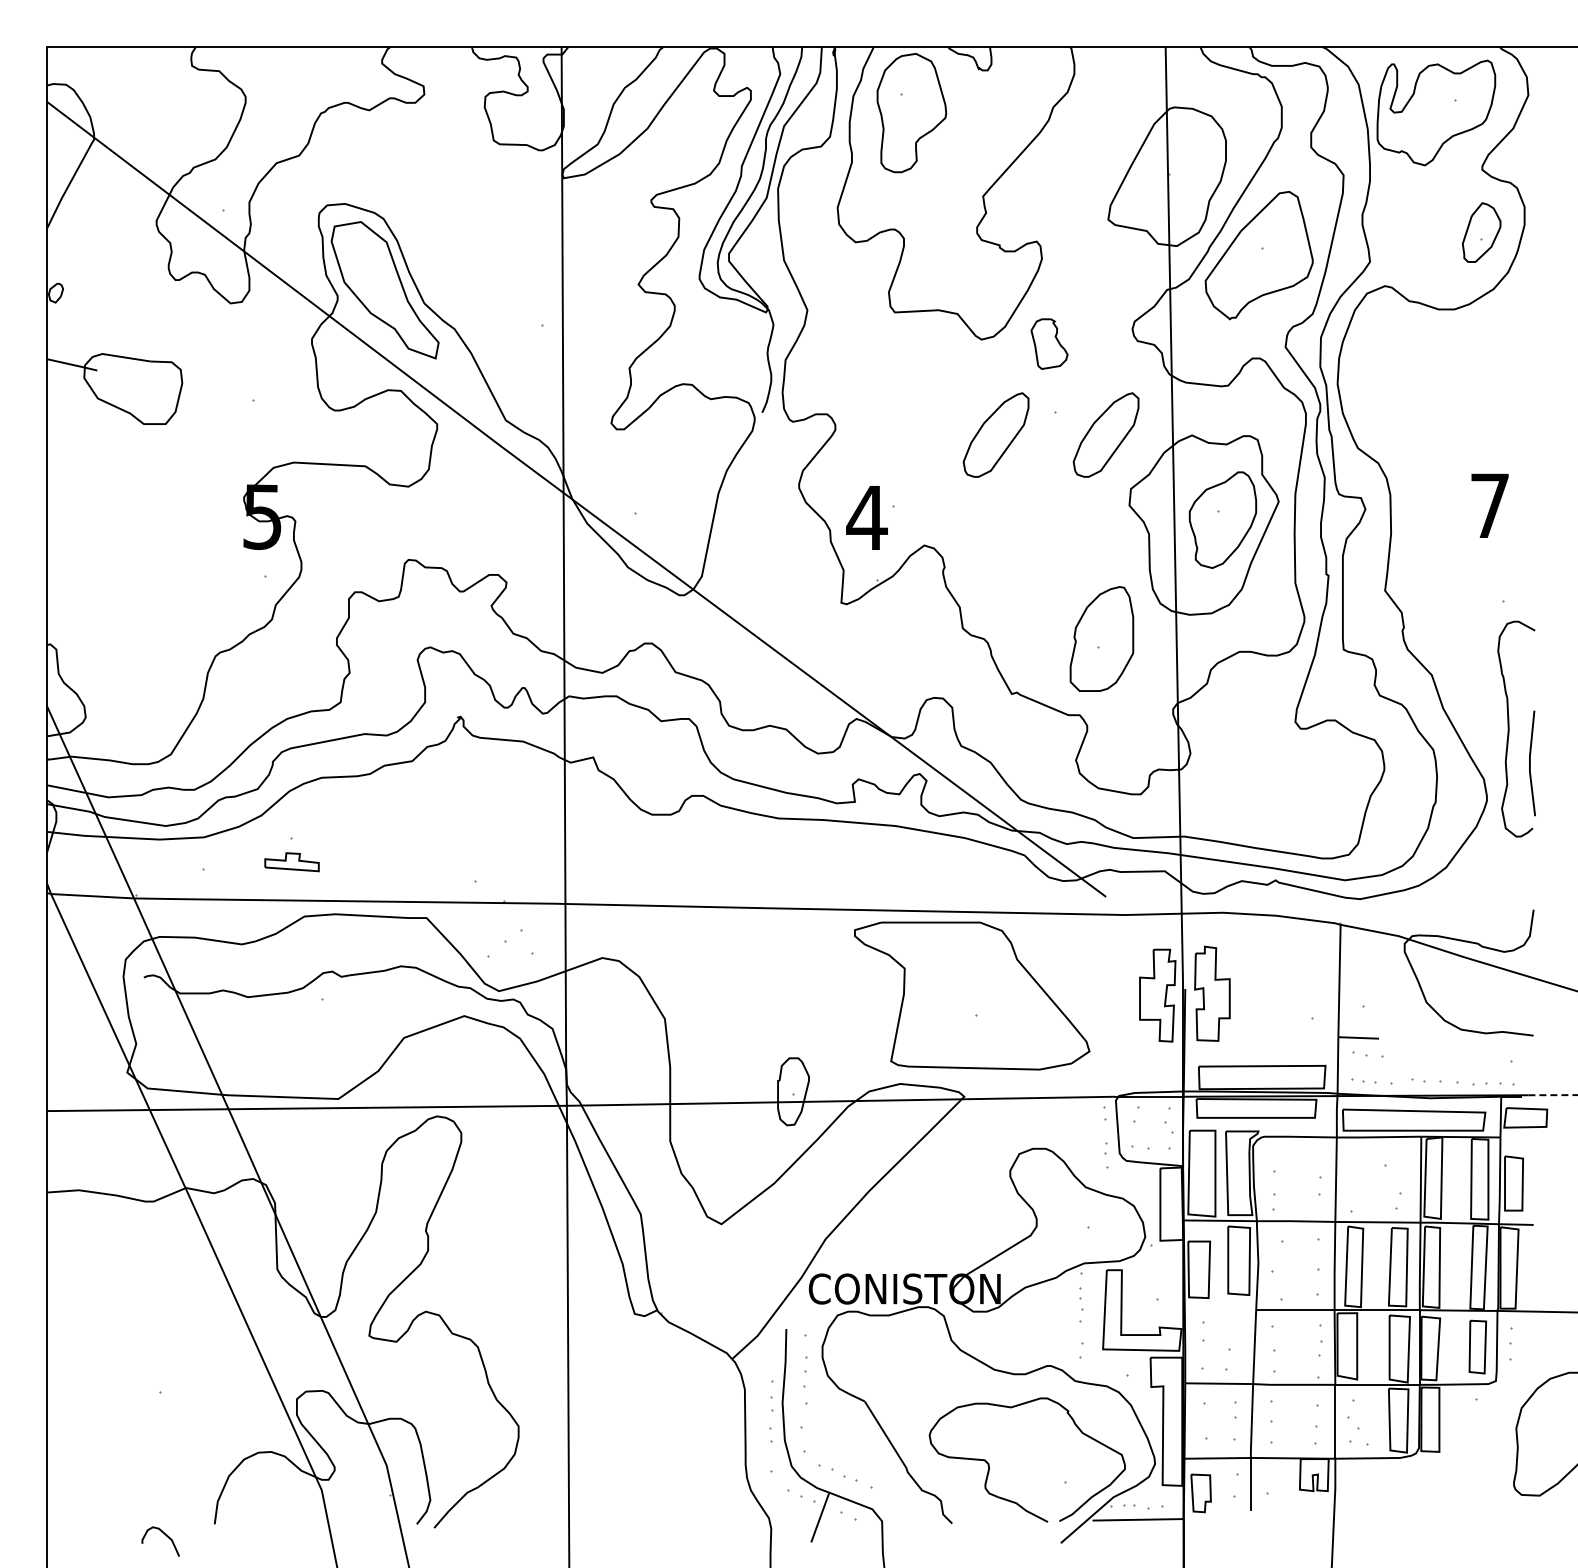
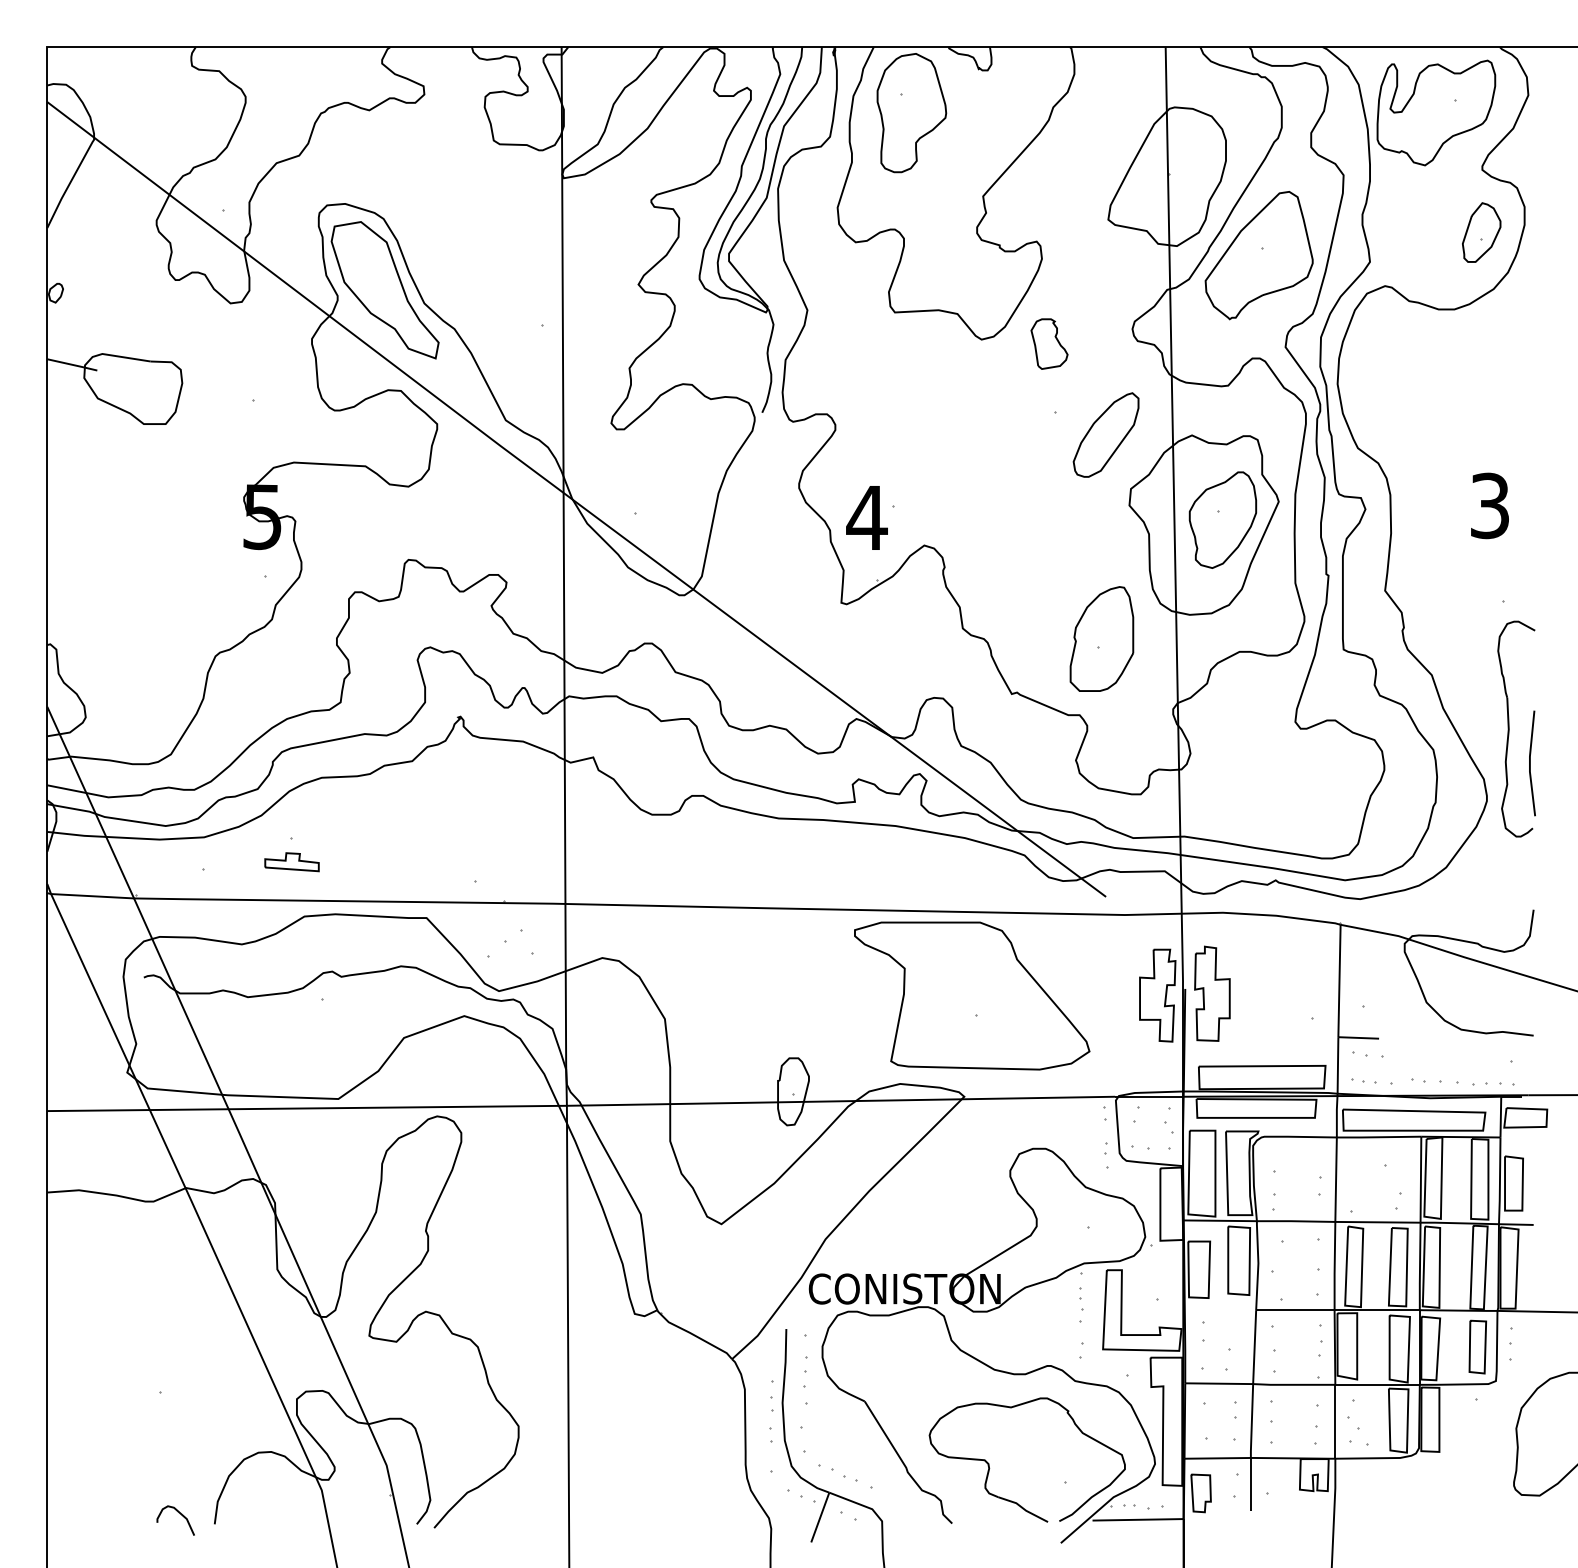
part: present -> none (995, 434)
text: 7 -> 3 (1489, 505)
line: dashed -> solid (1553, 1095)
curve position: (165, 1535) -> (180, 1514) (180, 1514)
